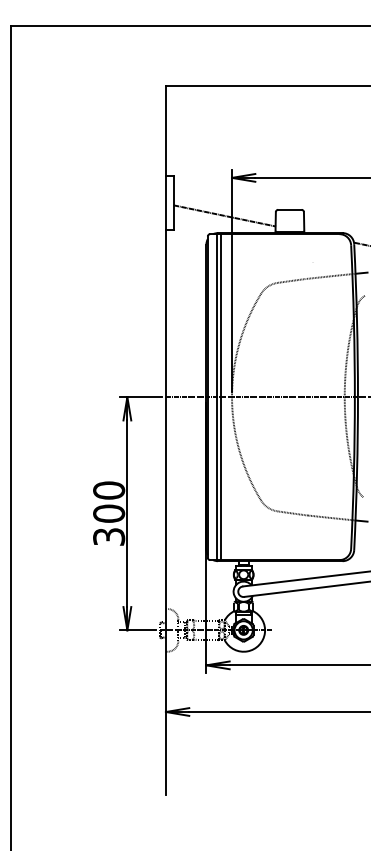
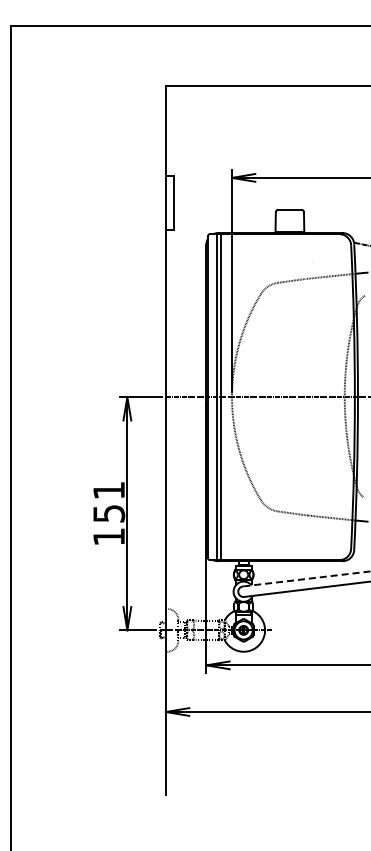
line: present -> none (224, 215)
text: 300 -> 151 (109, 513)
line: solid -> dashed (306, 578)
